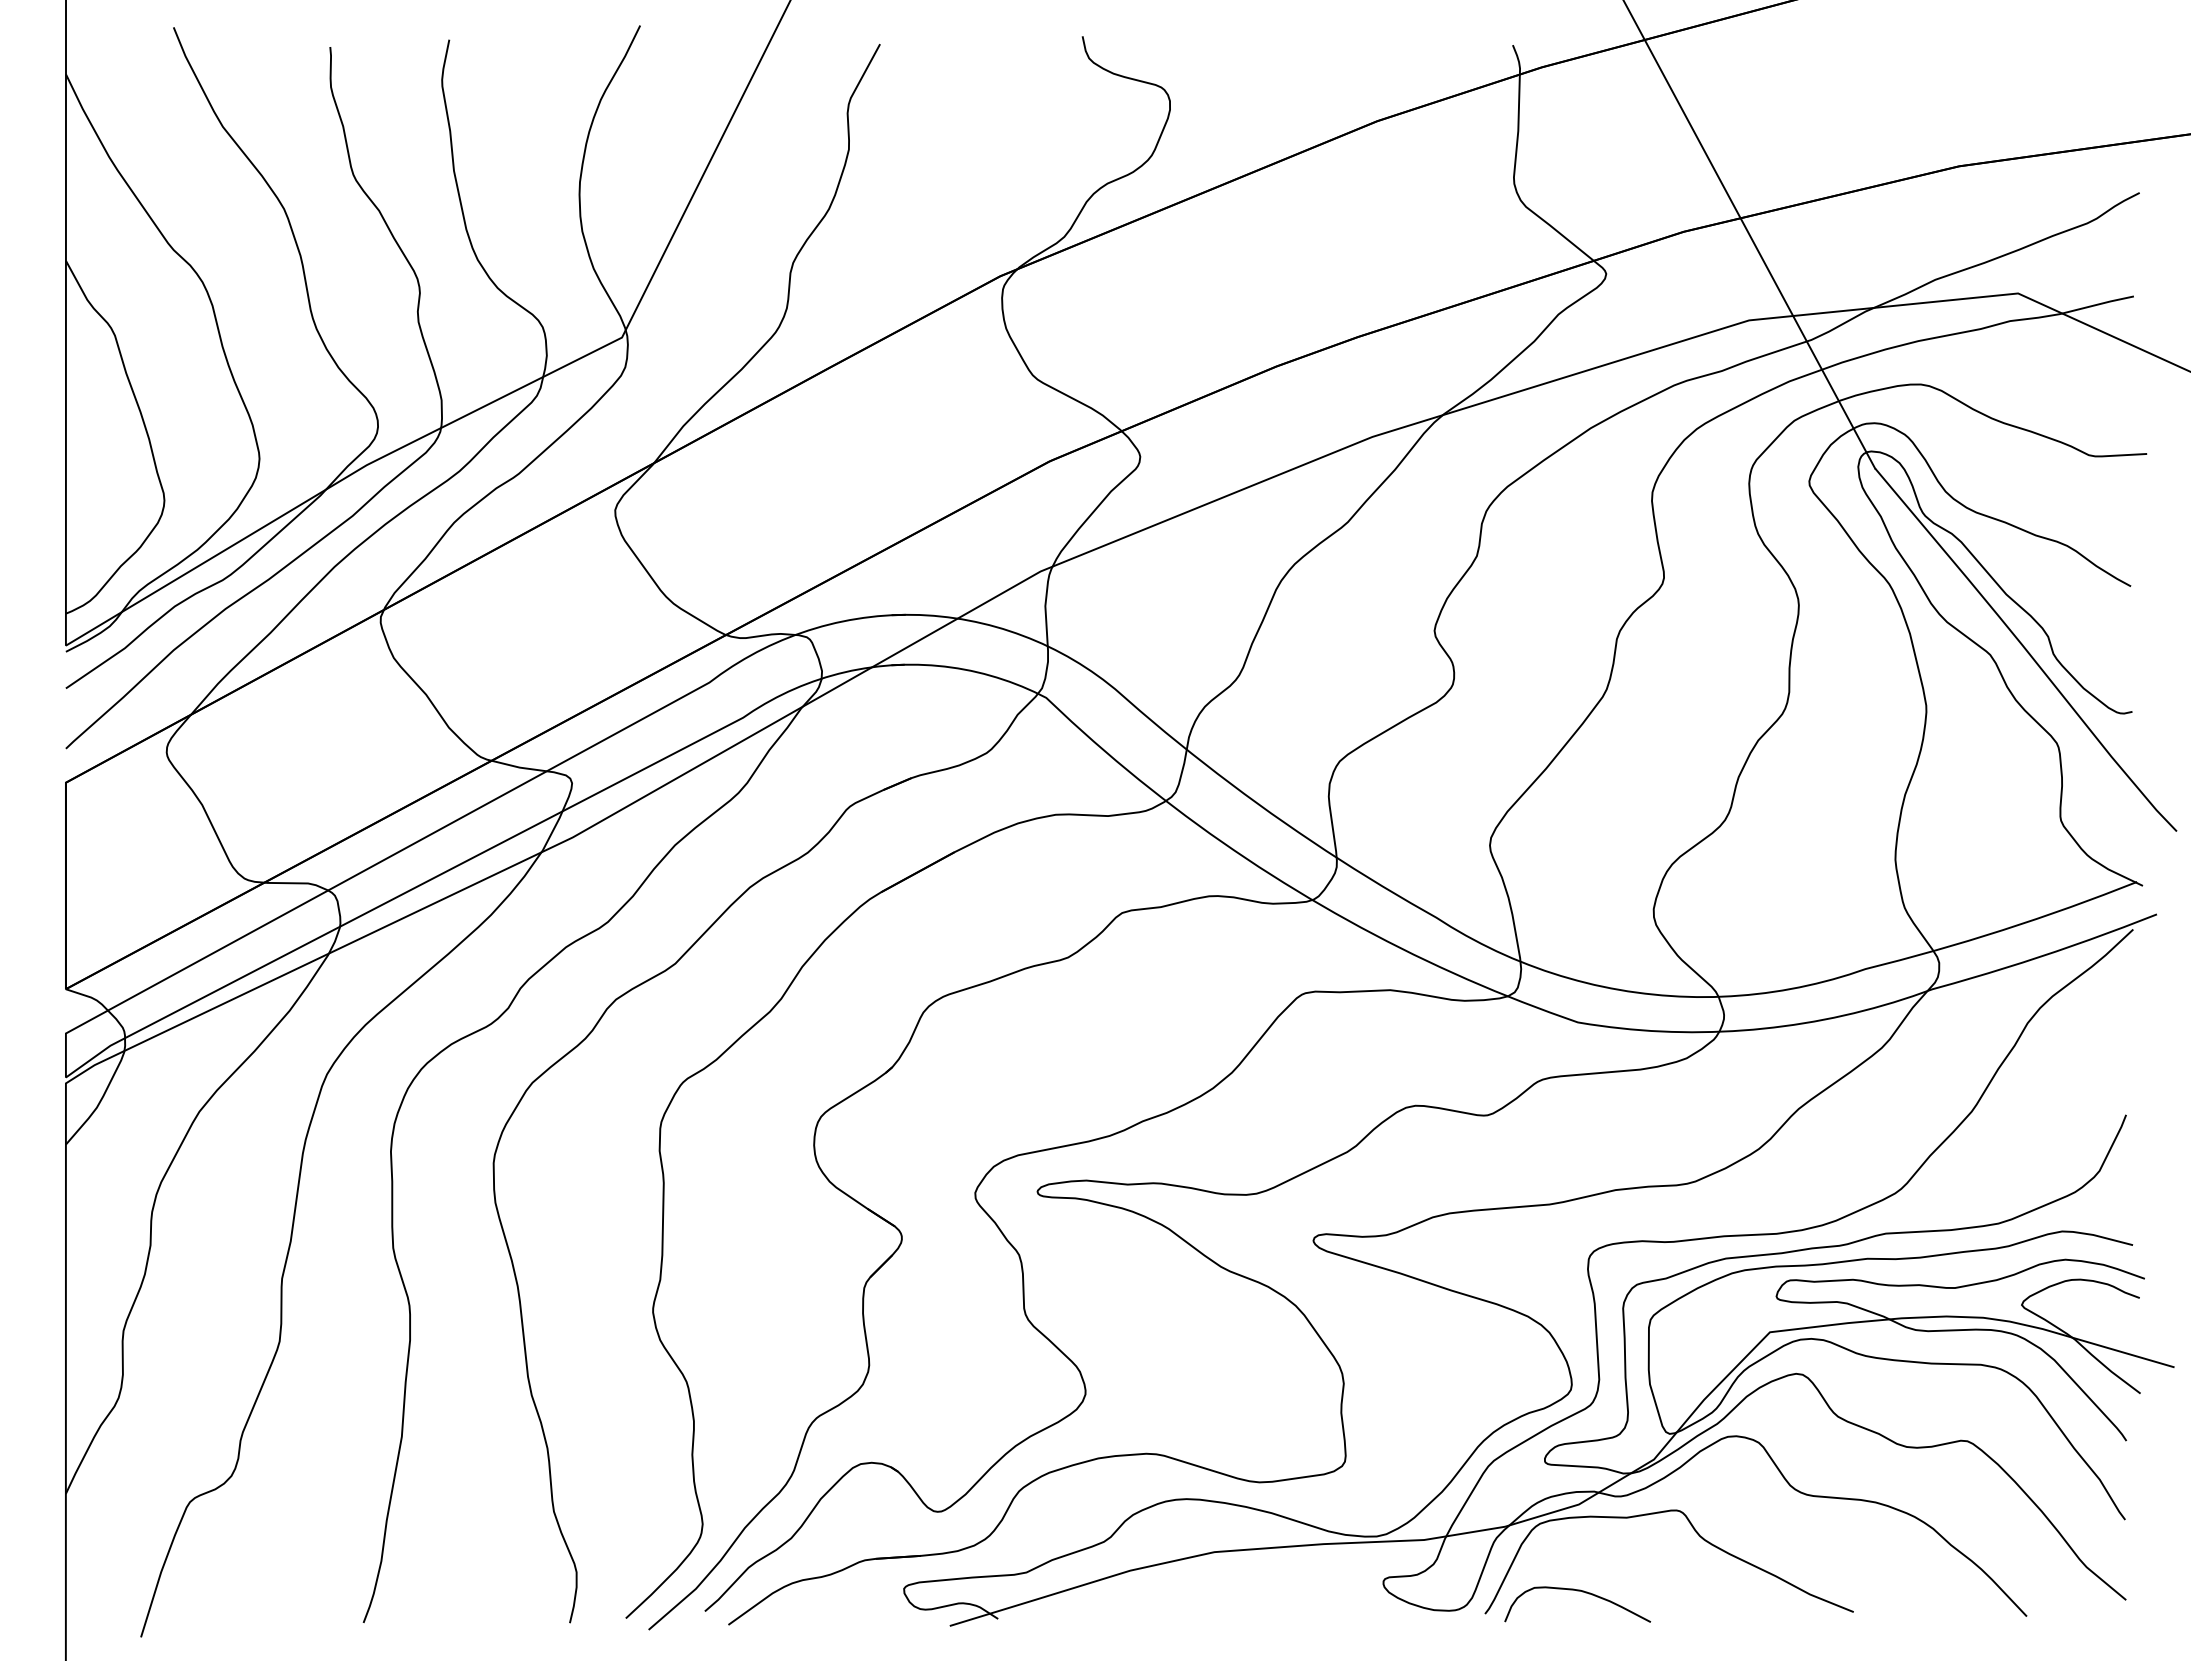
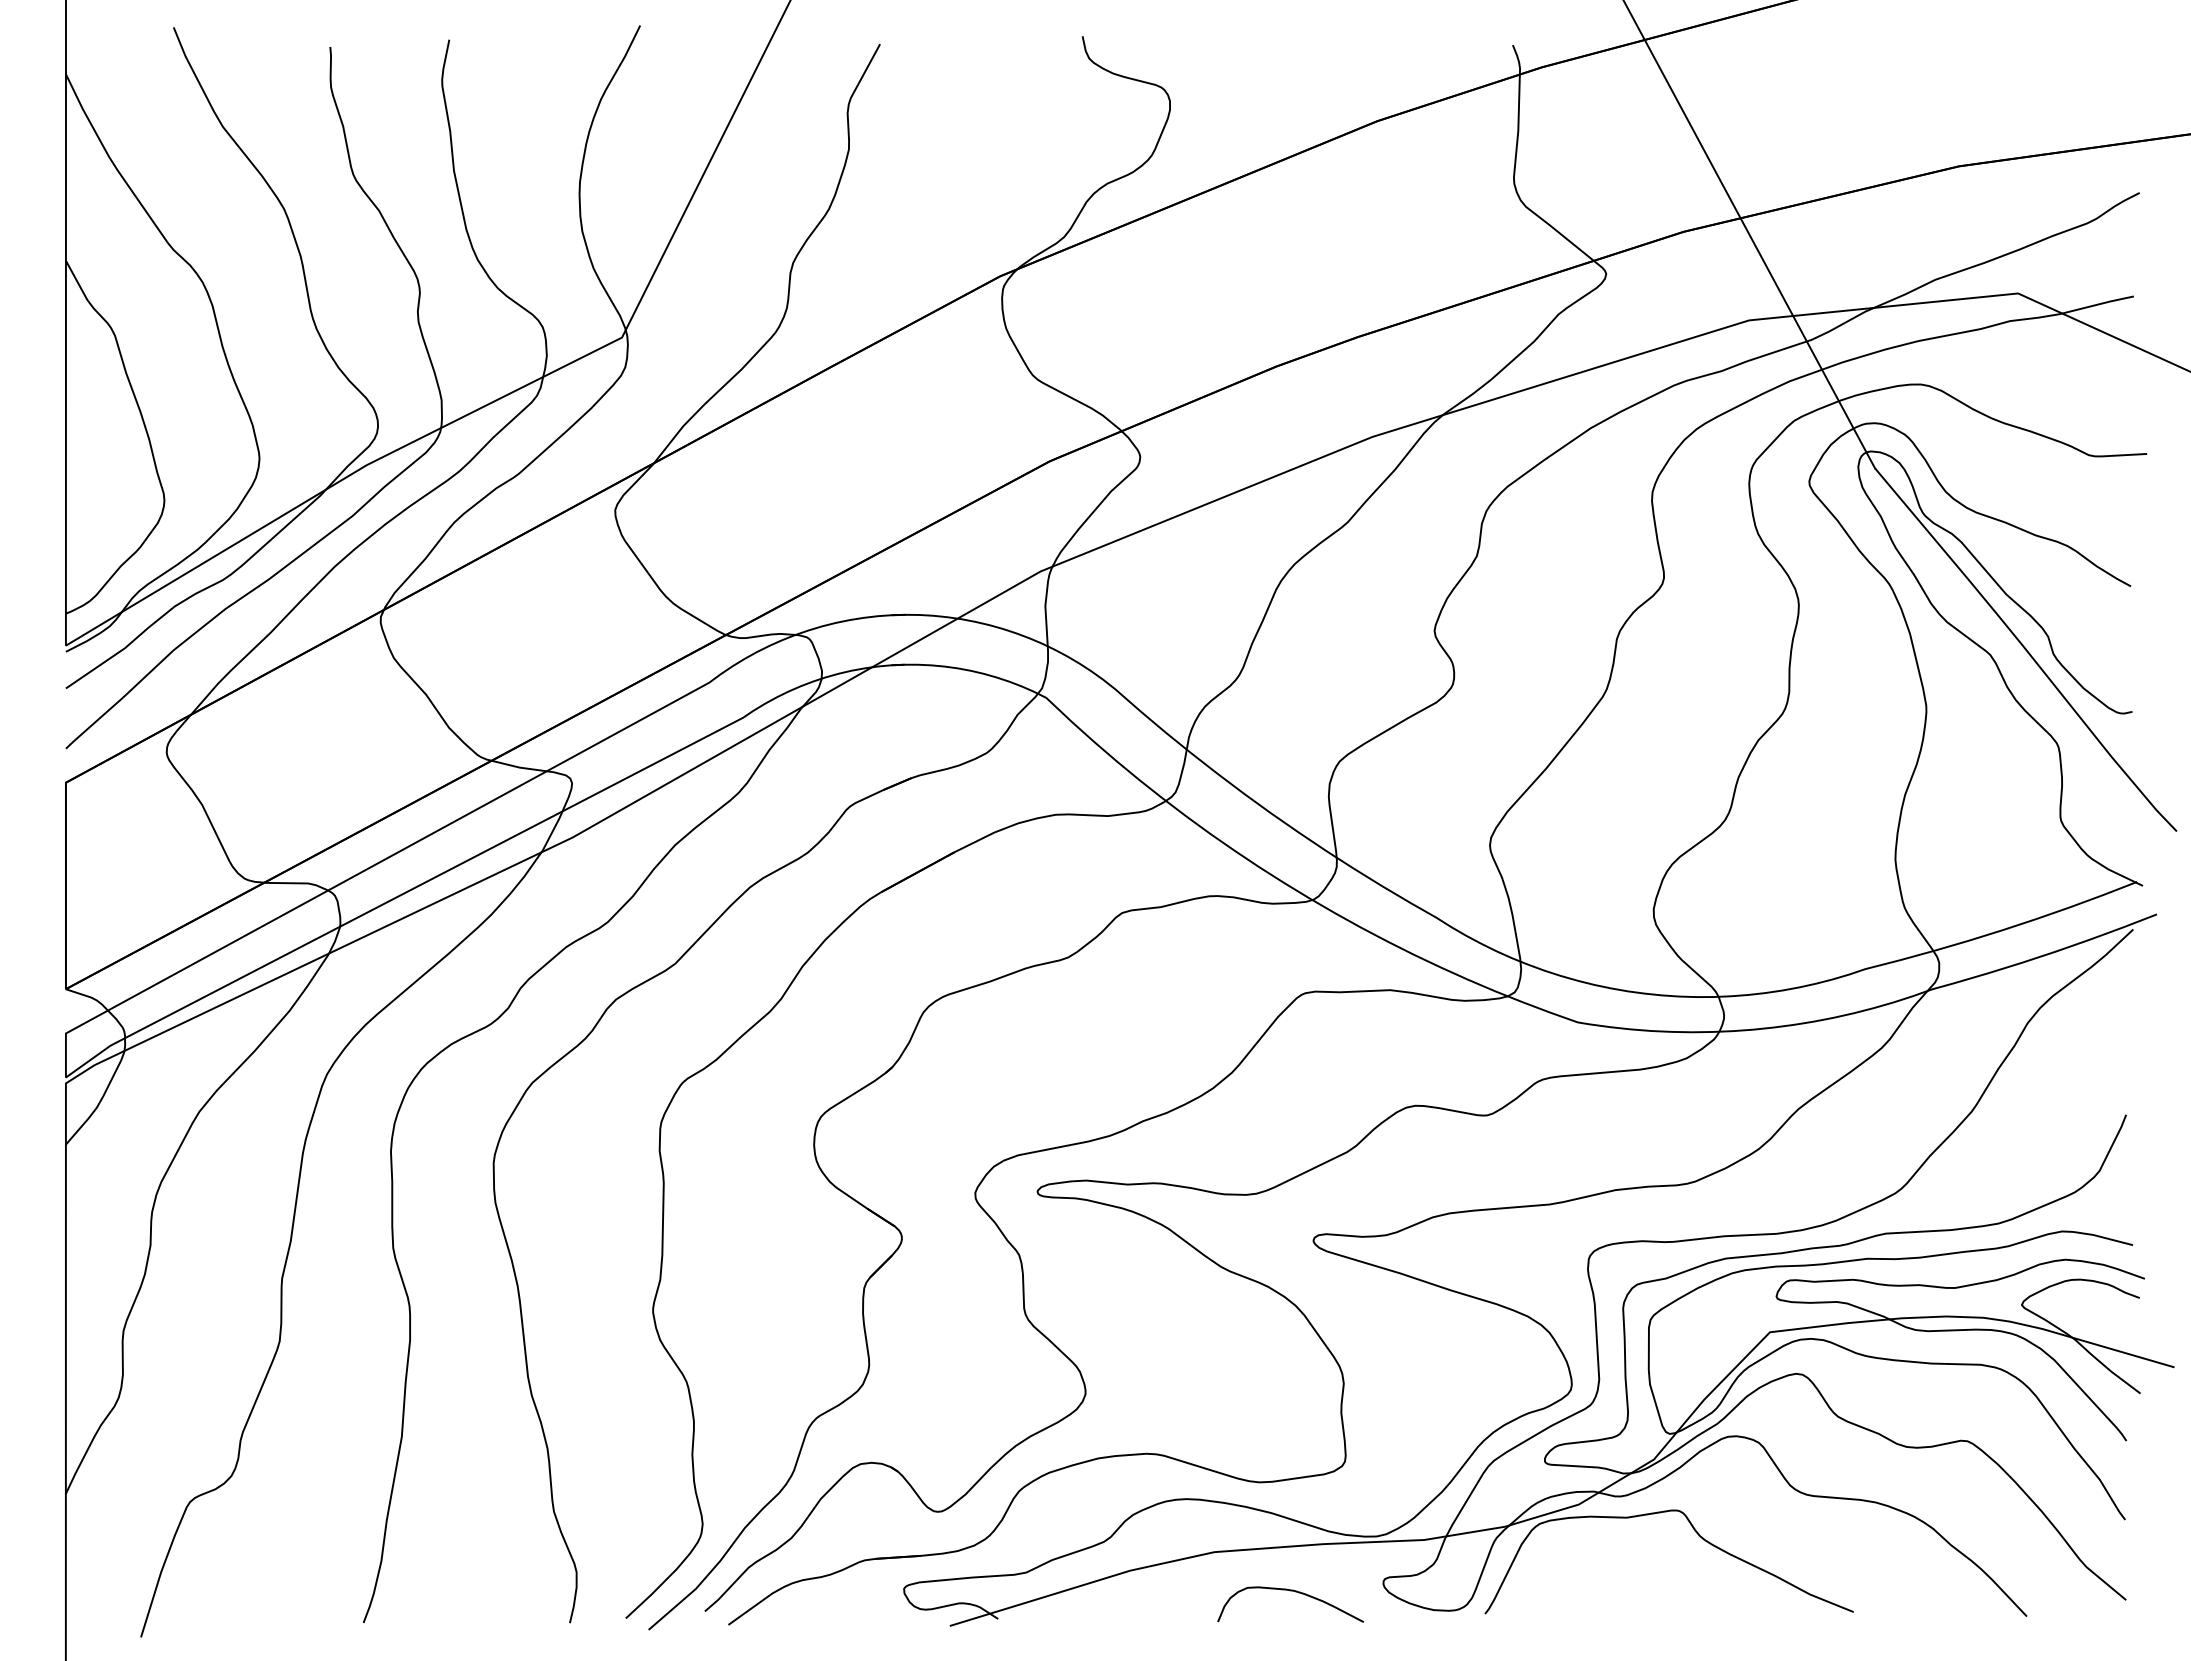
curve position: (1577, 1591) -> (1290, 1591) (1290, 1591)
